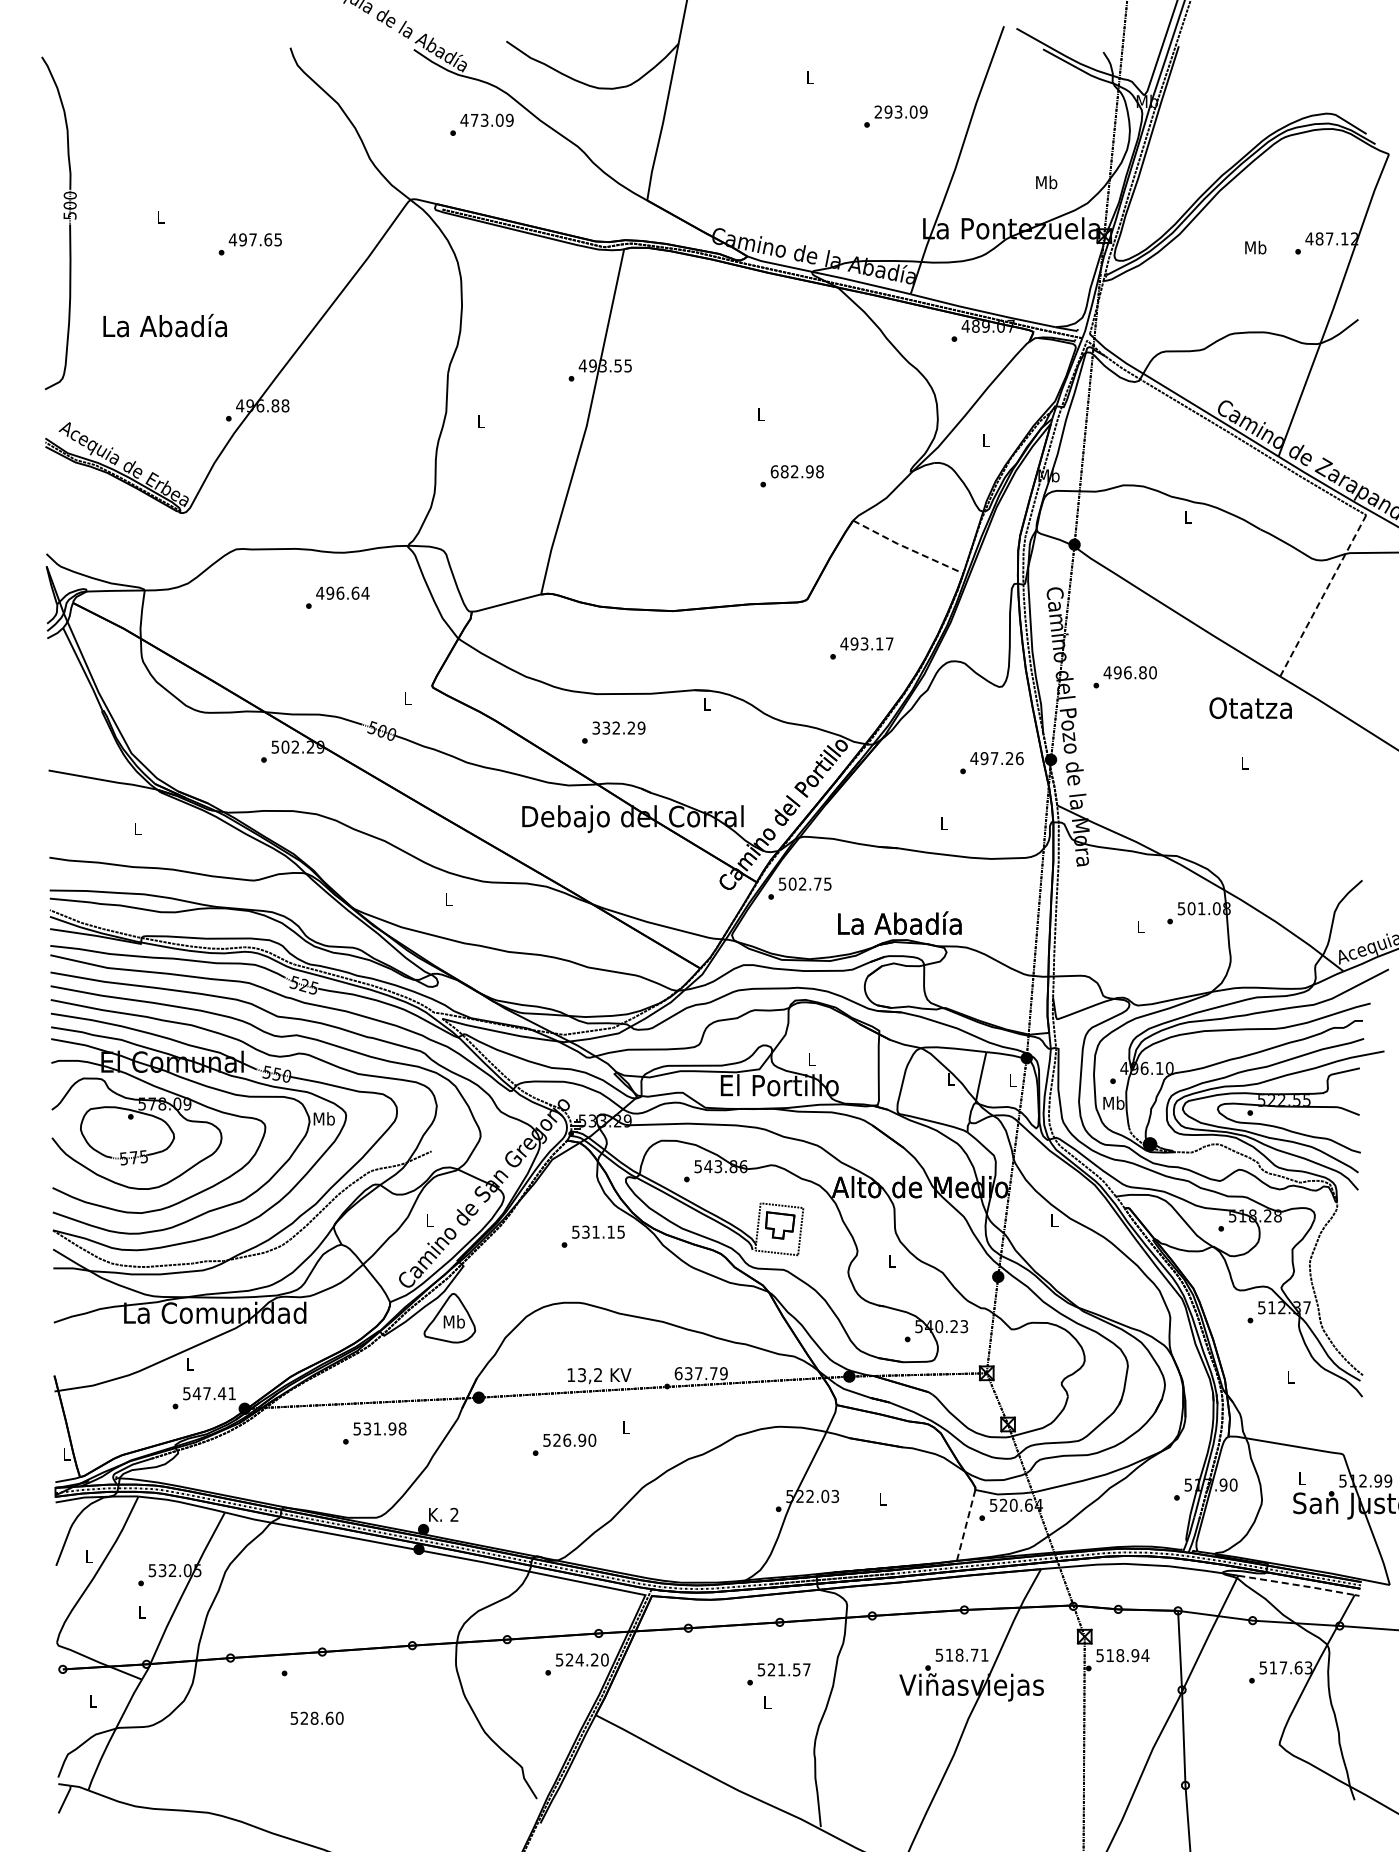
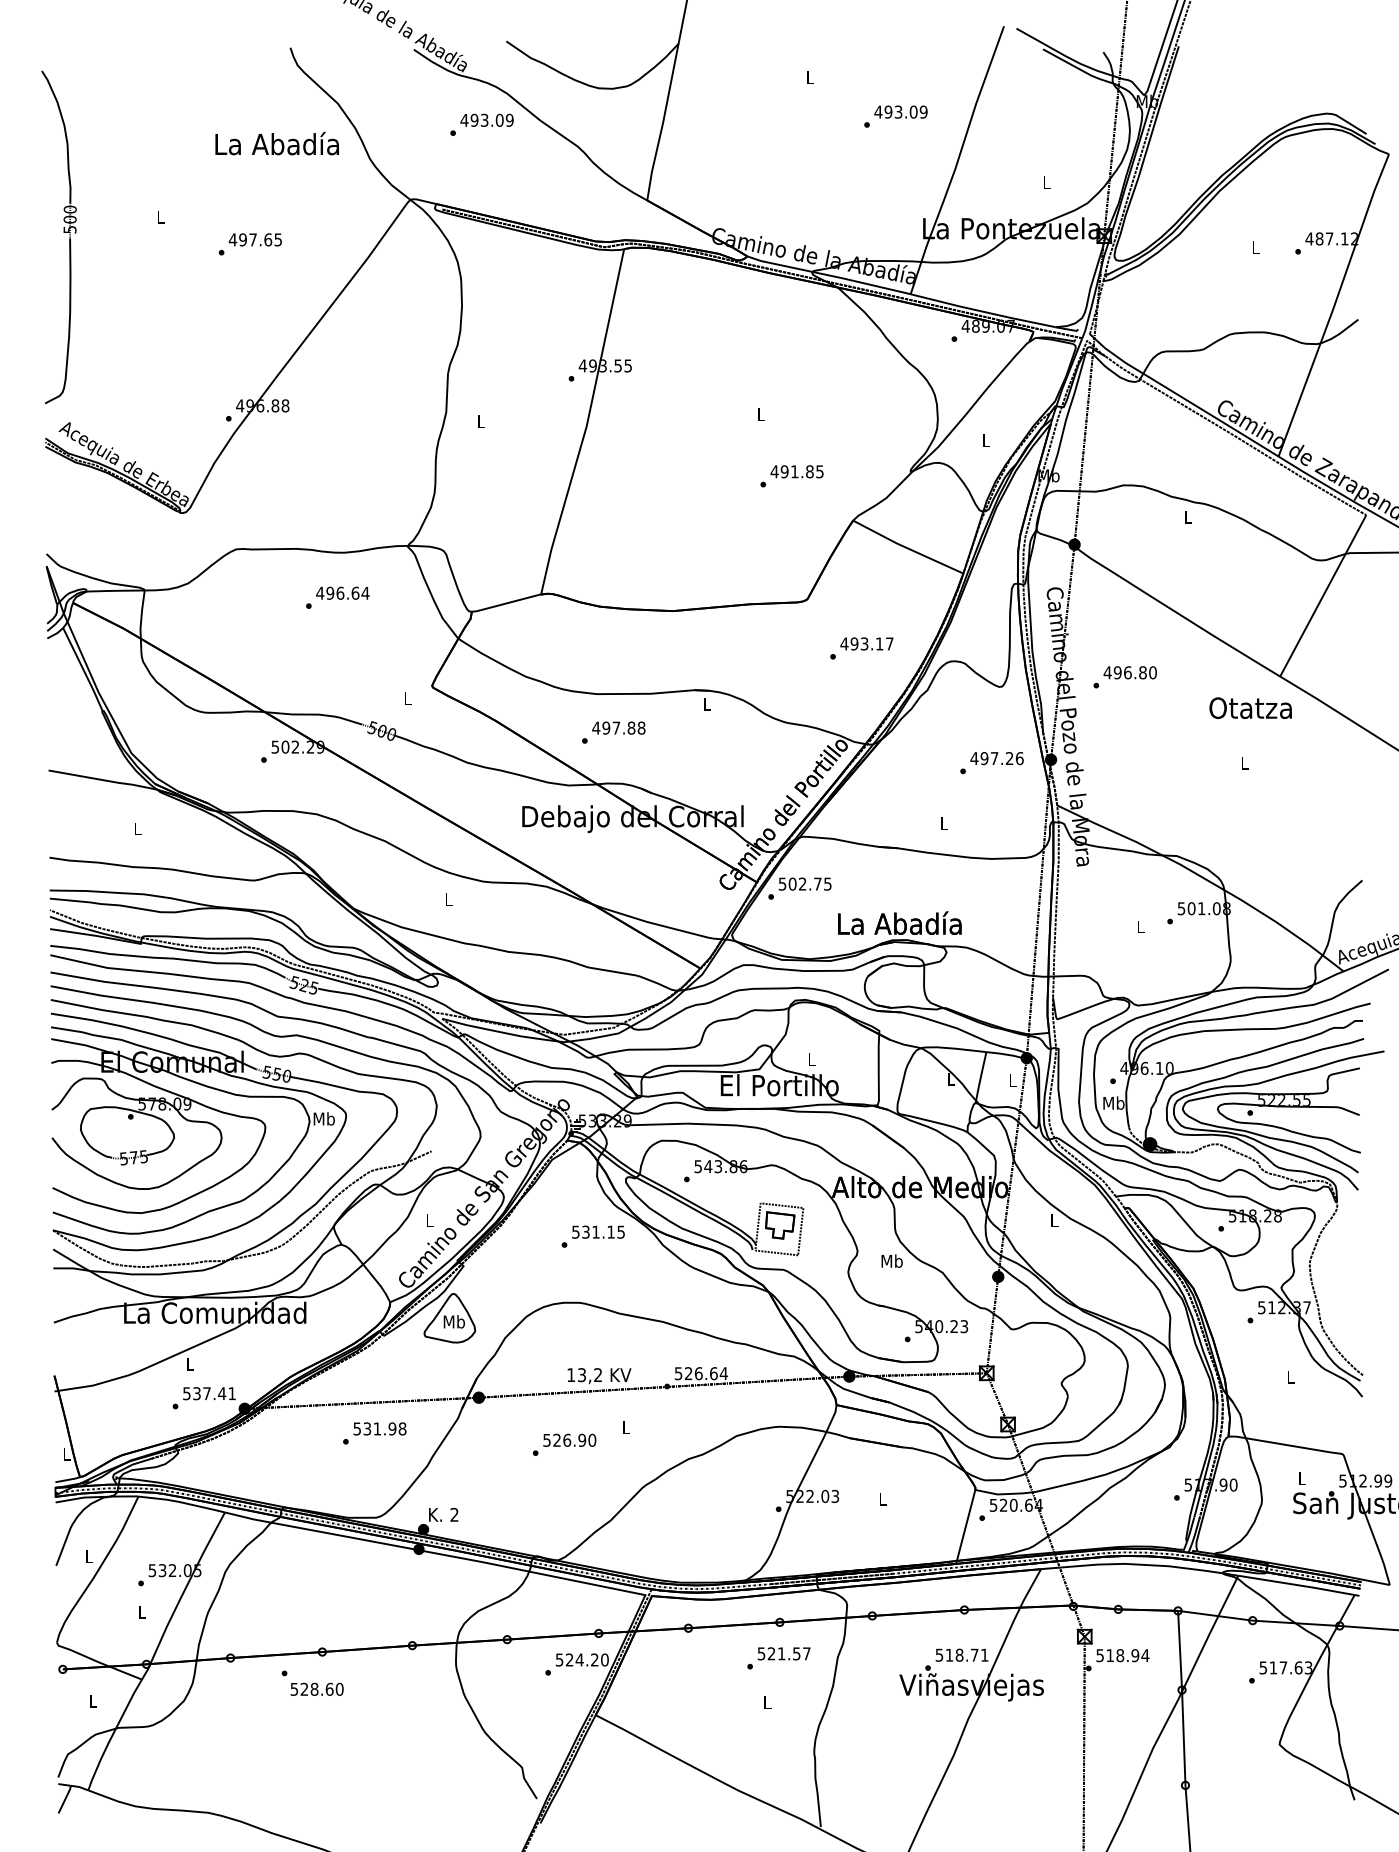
text: 293.09 -> 493.09 (878, 111)
text: 473.09 -> 493.09 (474, 119)
text: Mb -> L (1046, 182)
part position: (63, 218) -> (63, 232) (63, 232)
text: Mb -> L (1255, 247)
text position: (164, 325) -> (276, 143) (276, 143)
text: 682.98 -> 491.85 (796, 471)
line: dashed -> solid (907, 548)
line: dashed -> solid (1323, 596)
text: 332.29 -> 497.88 (618, 727)
text: L -> Mb (891, 1260)
text: 637.79 -> 526.64 (701, 1373)
text: 547.41 -> 537.41 (196, 1393)
line: dashed -> solid (965, 1527)
line: dashed -> solid (1296, 1585)
text position: (778, 1674) -> (778, 1658) (778, 1658)
text position: (316, 1717) -> (316, 1688) (316, 1688)
